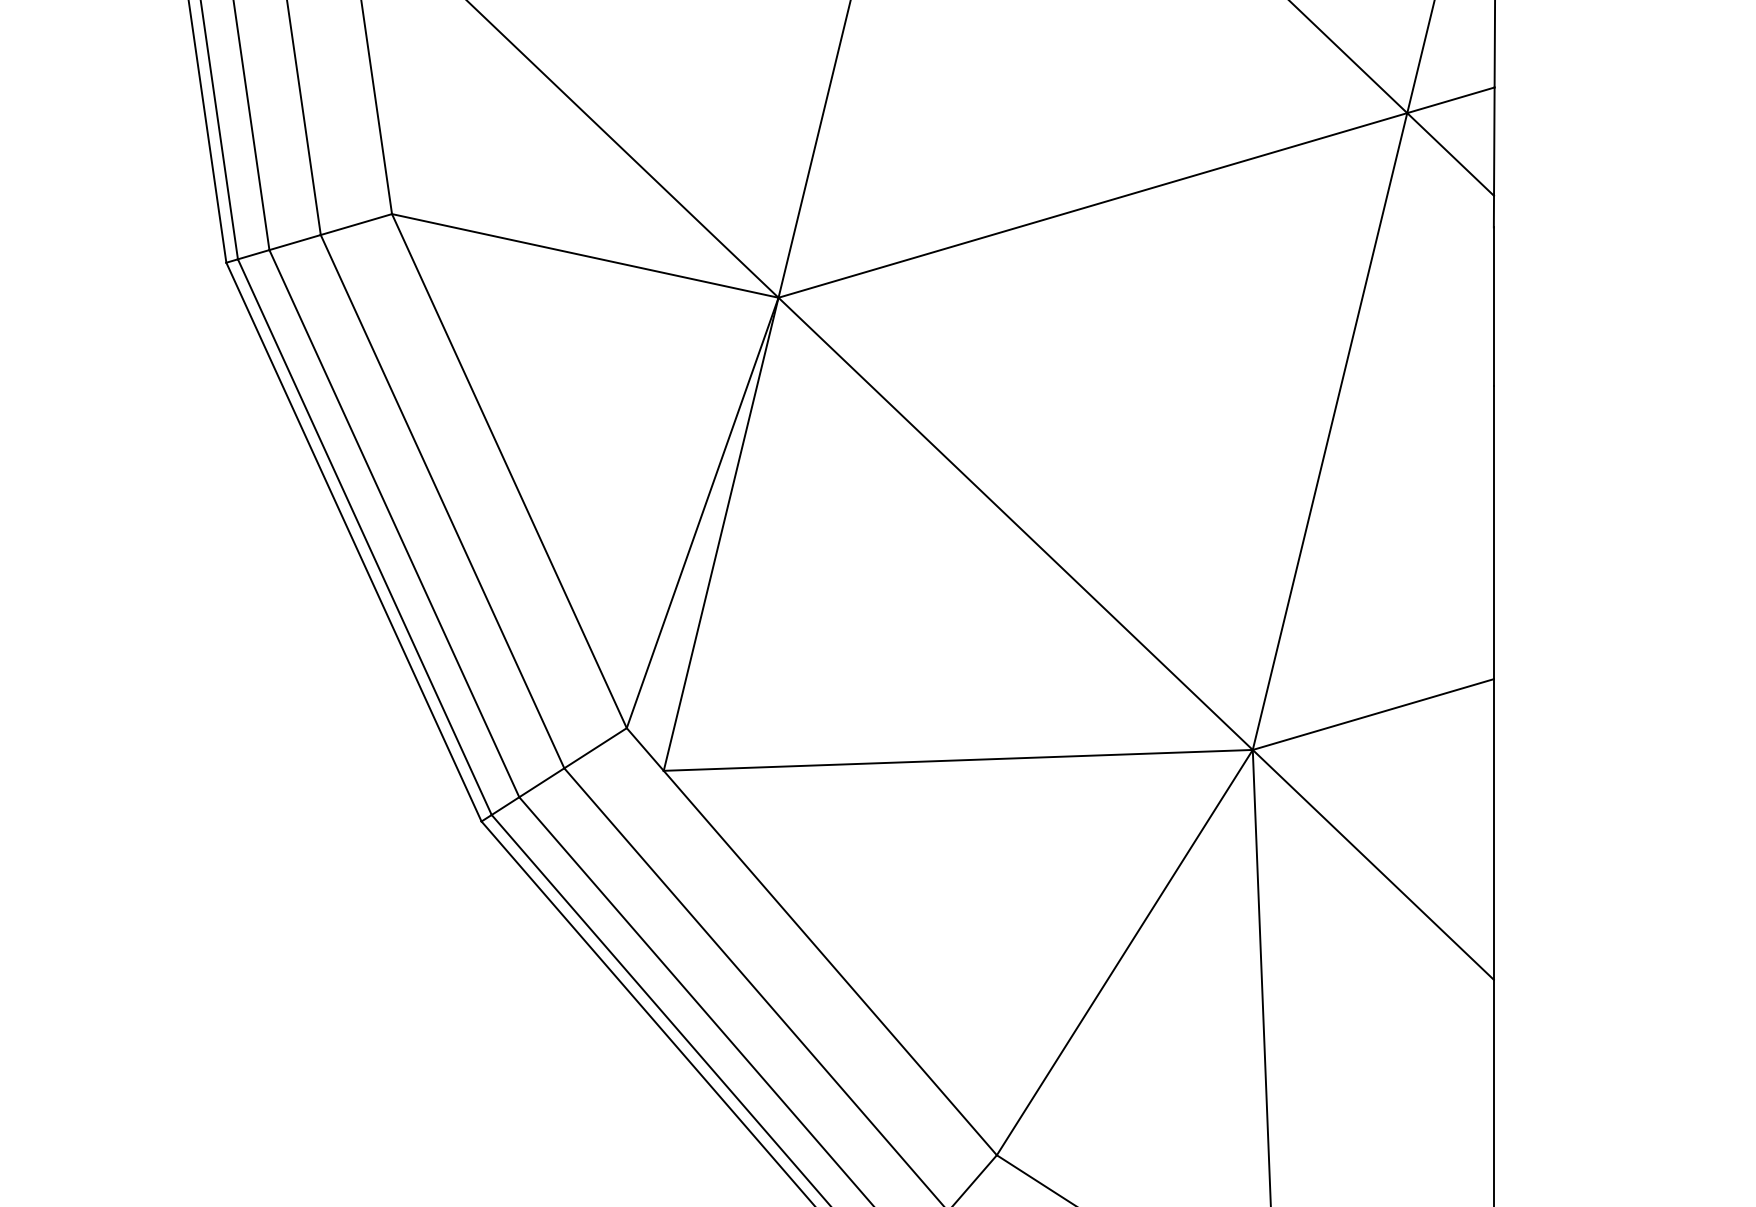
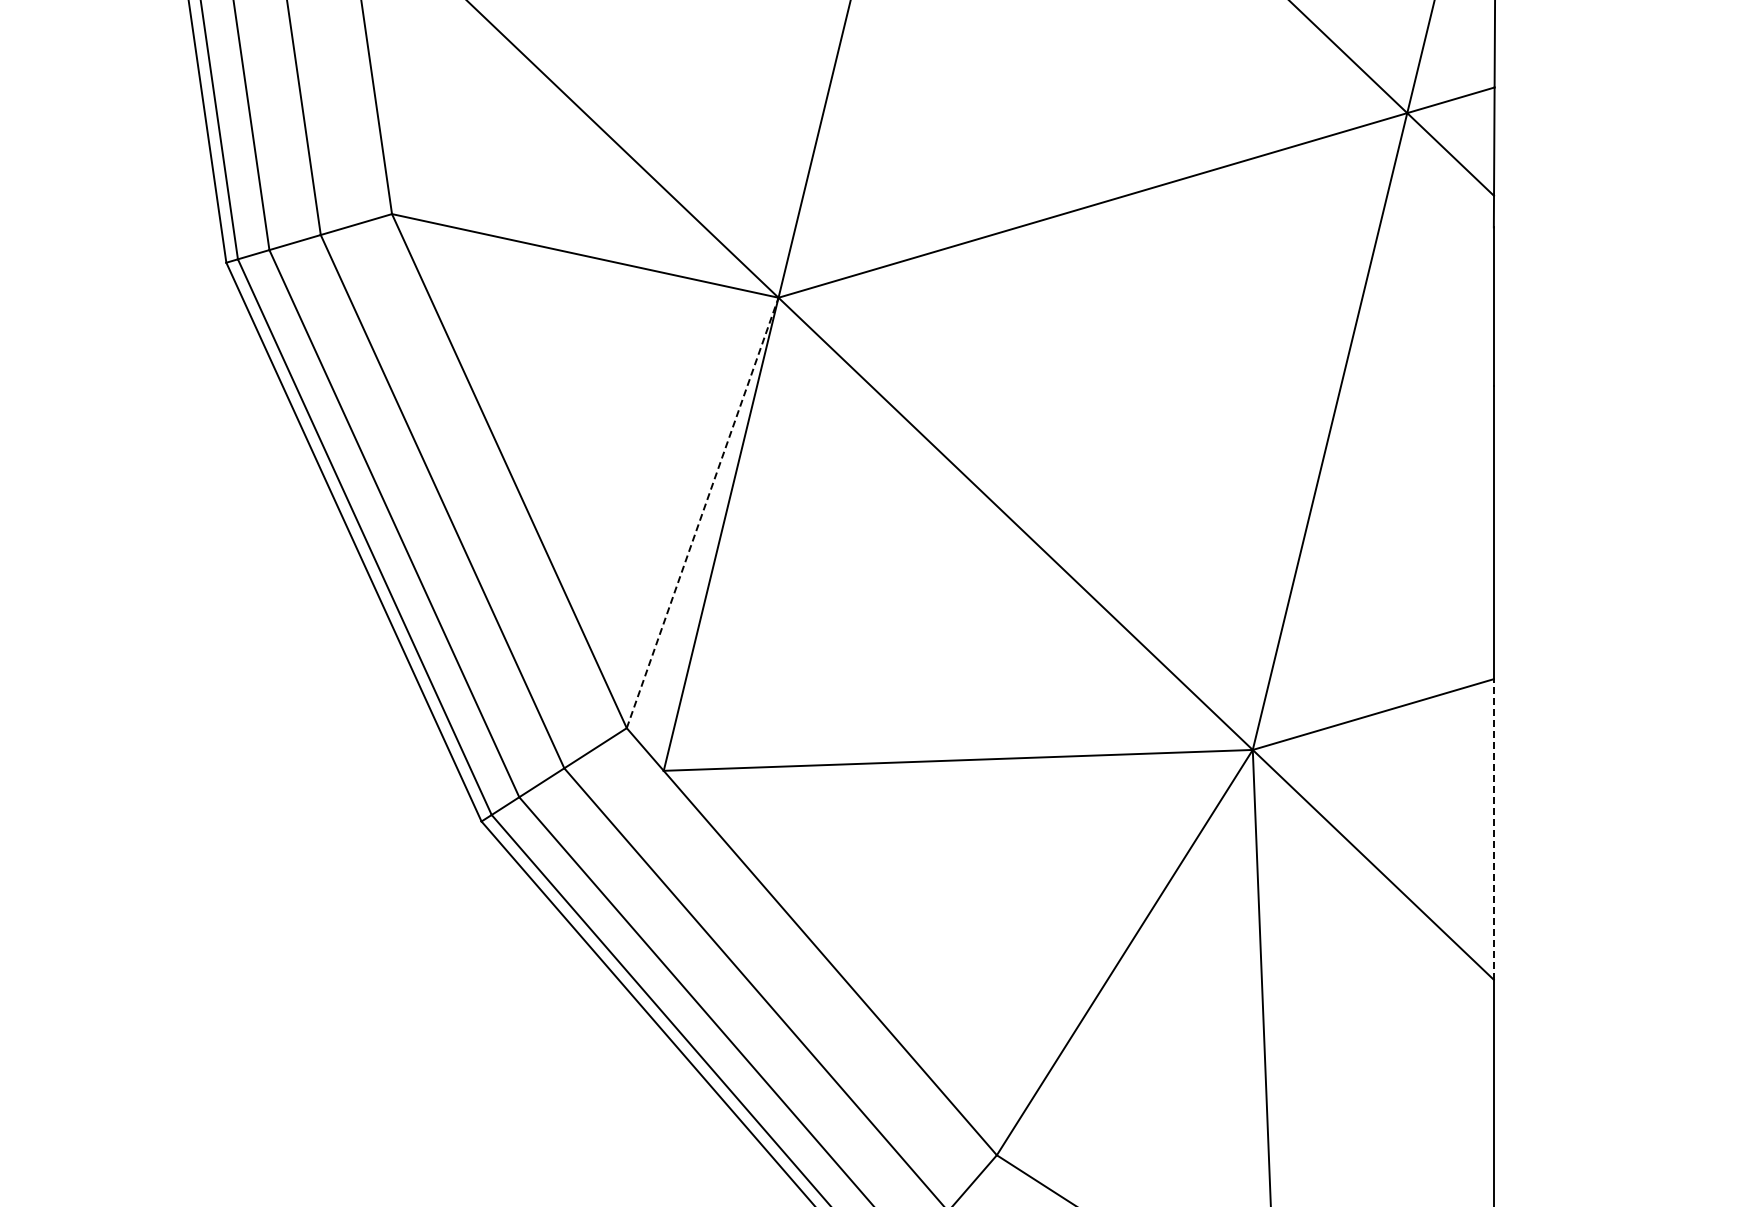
line: solid -> dashed (702, 512)
line: solid -> dashed (1493, 828)
